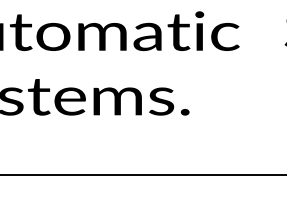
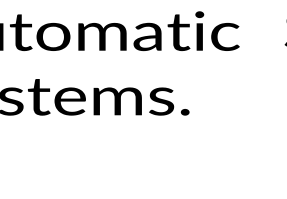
line: present -> none (142, 174)
